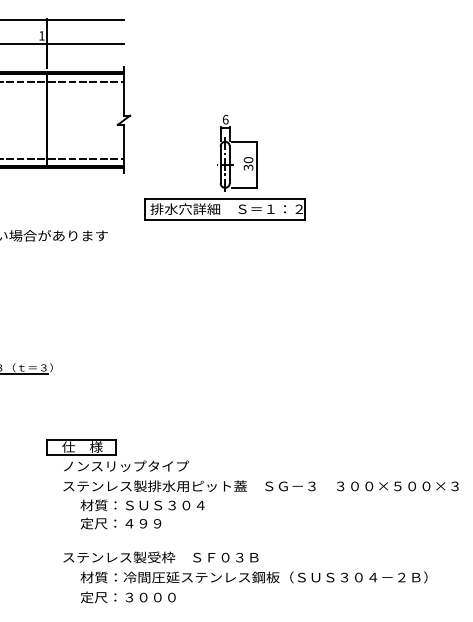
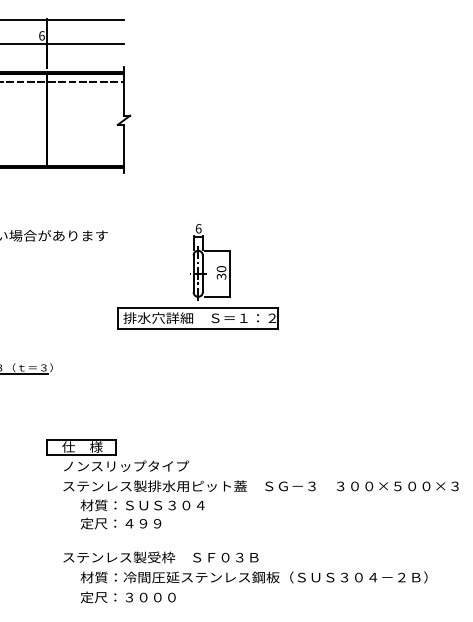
text: 1 -> 6 (41, 35)
line: present -> none (62, 158)
part position: (224, 167) -> (197, 276) (197, 276)
